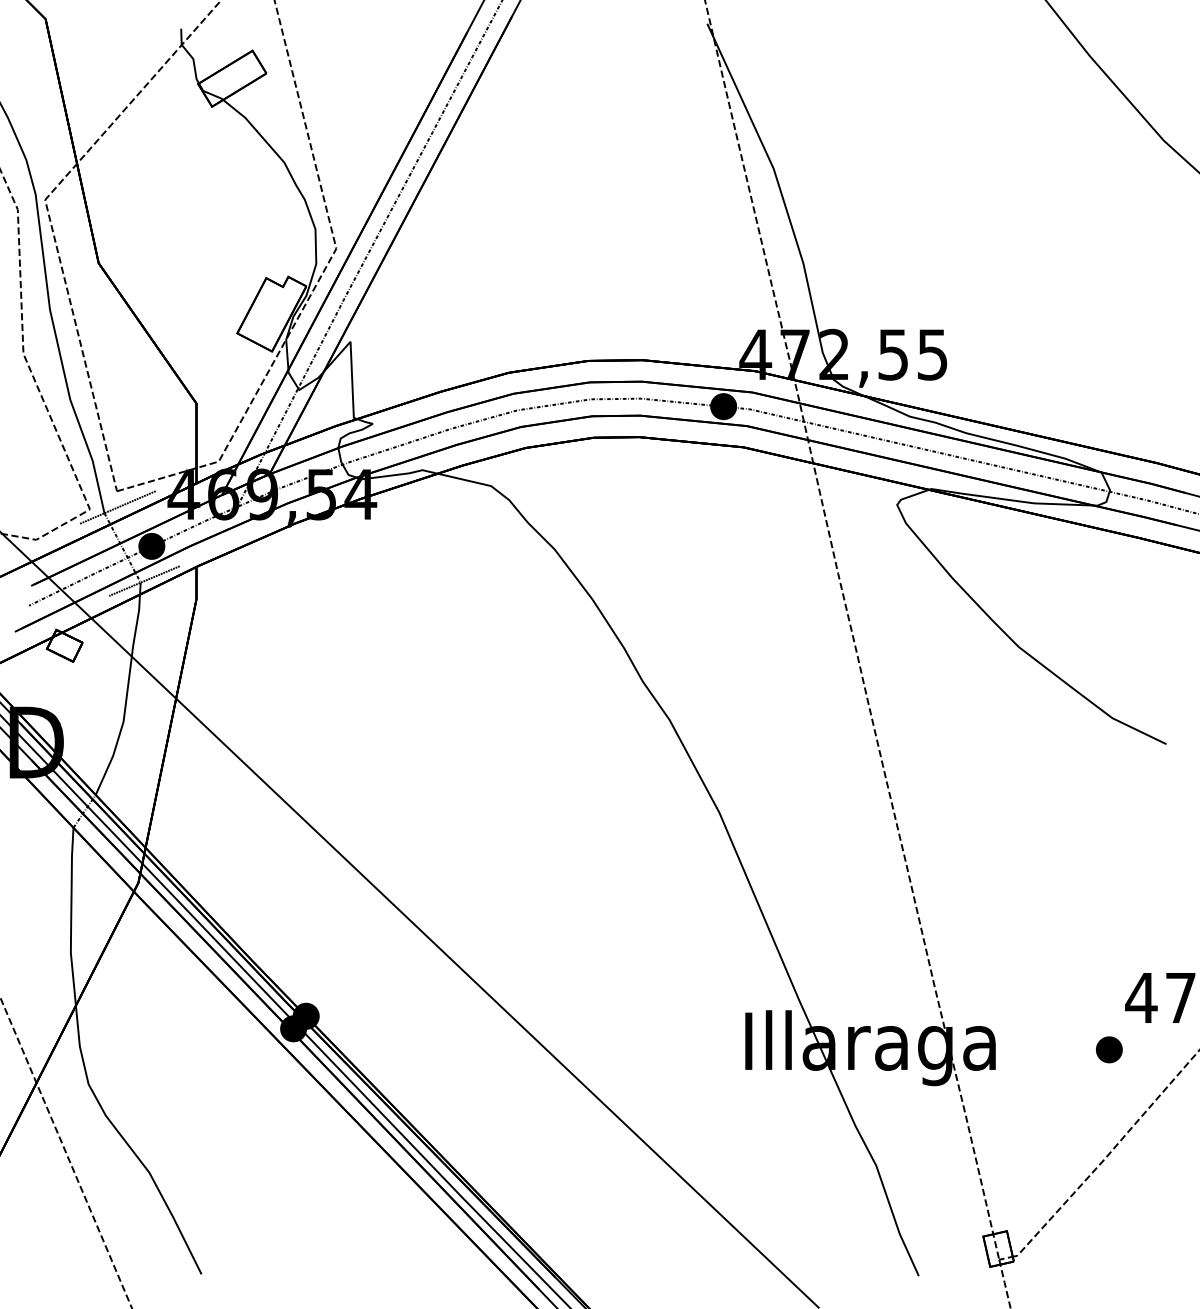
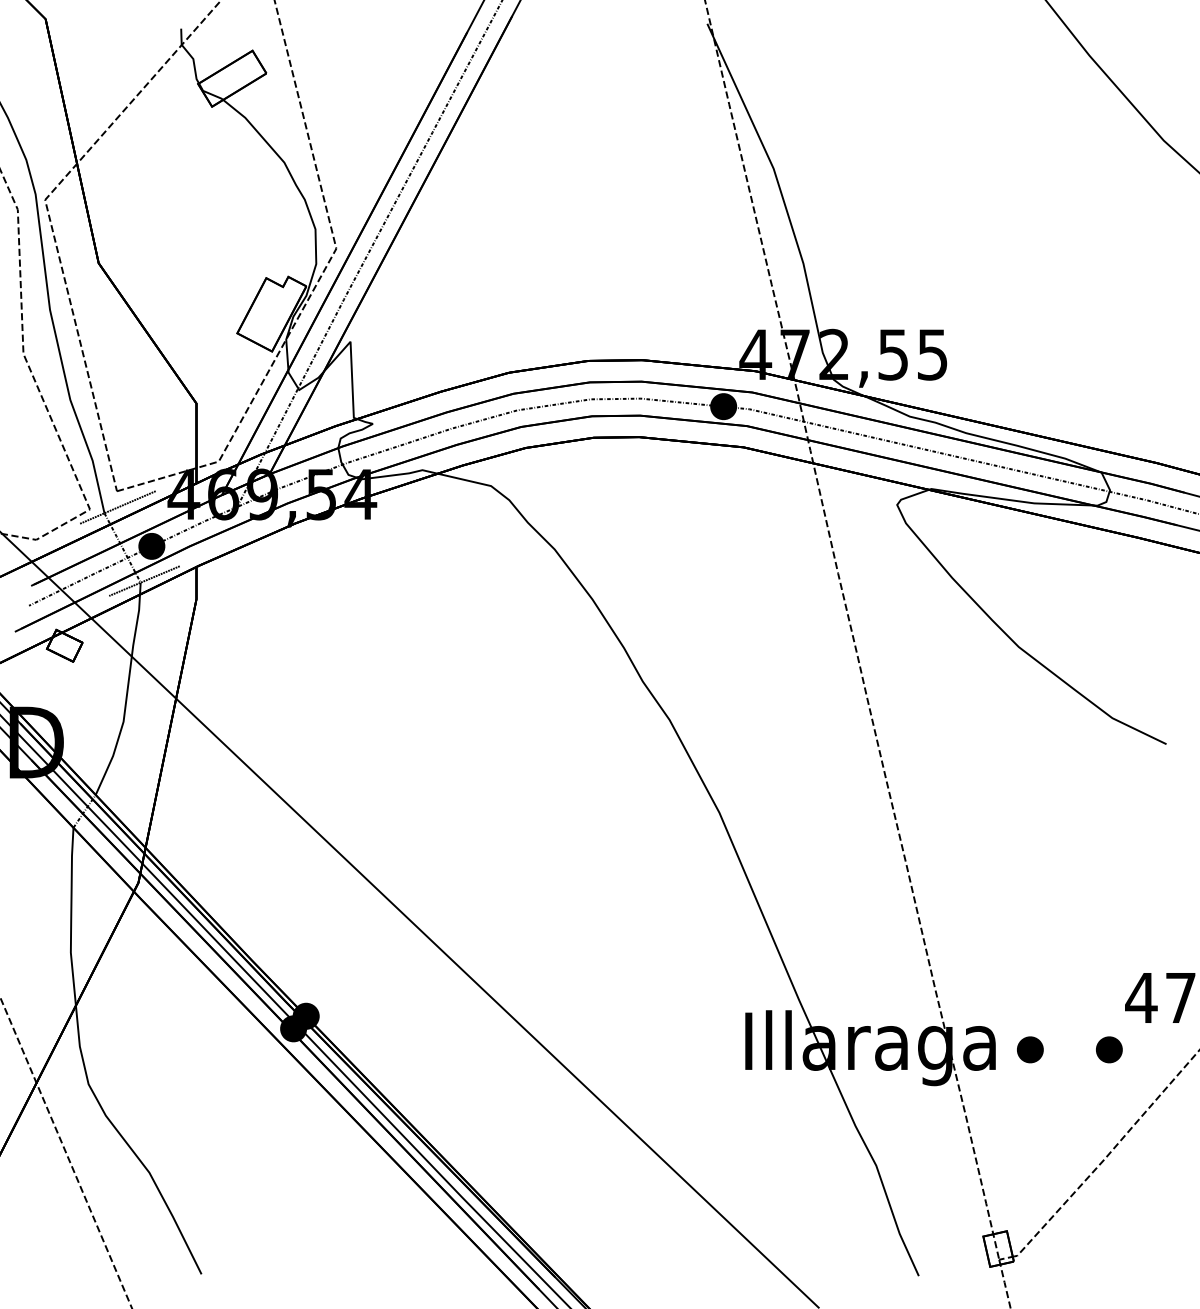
part: none -> present (1030, 1049)
